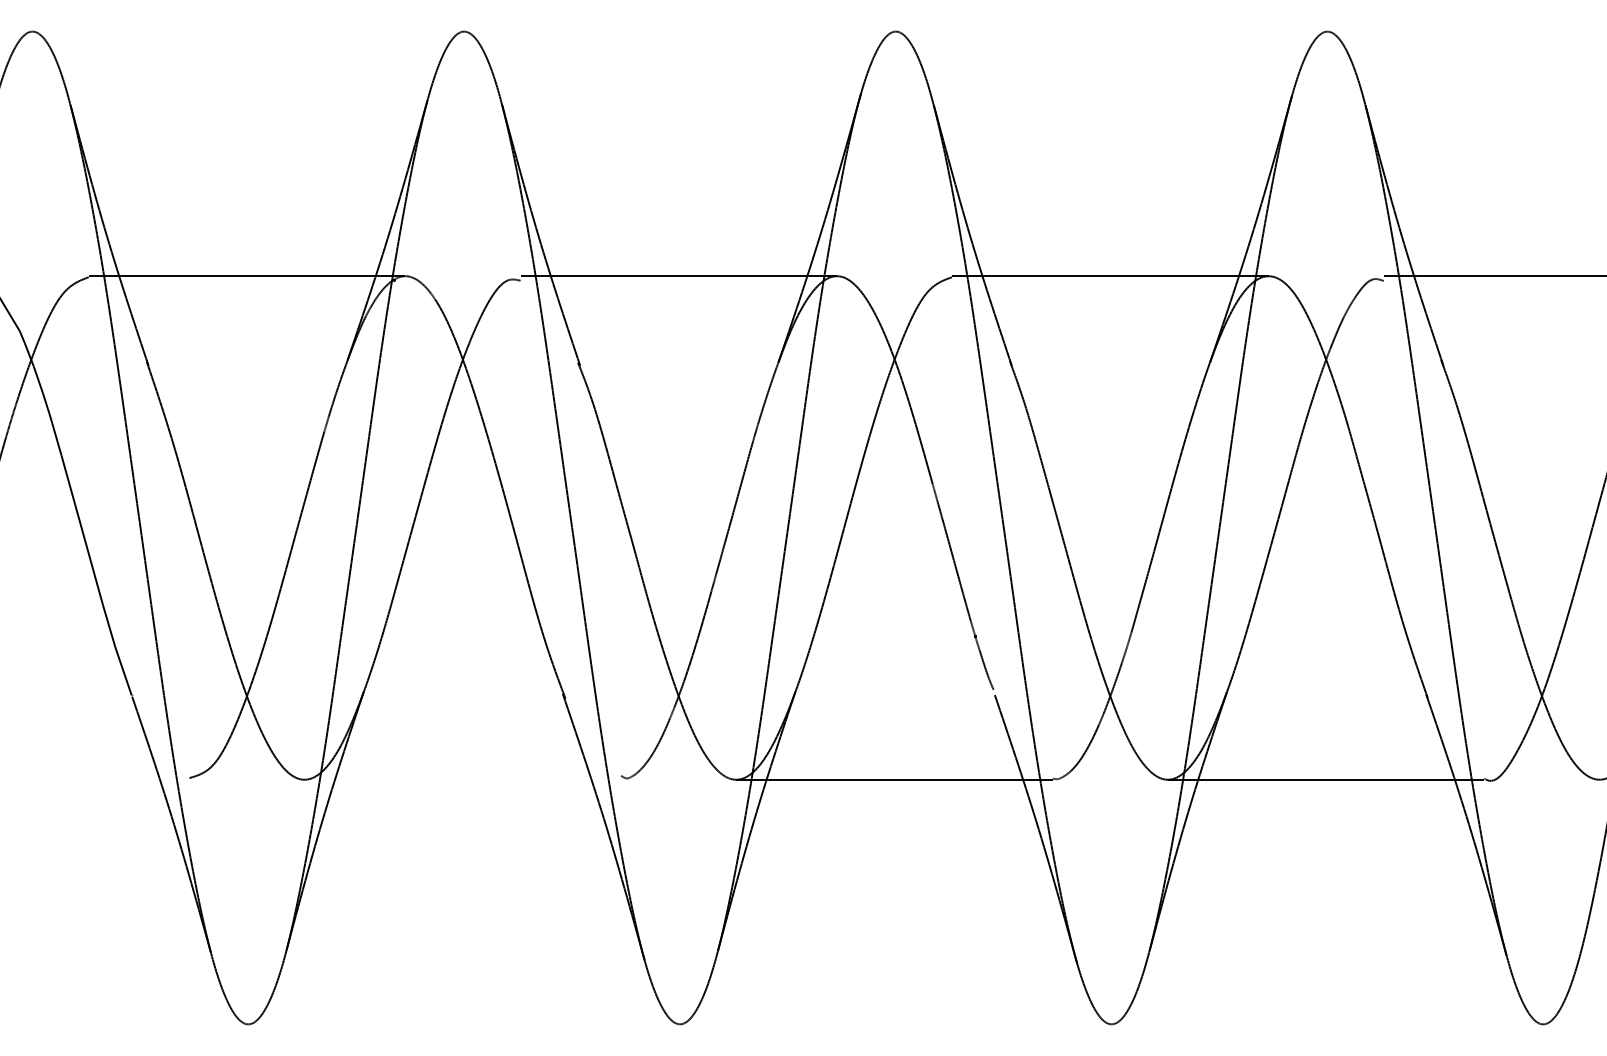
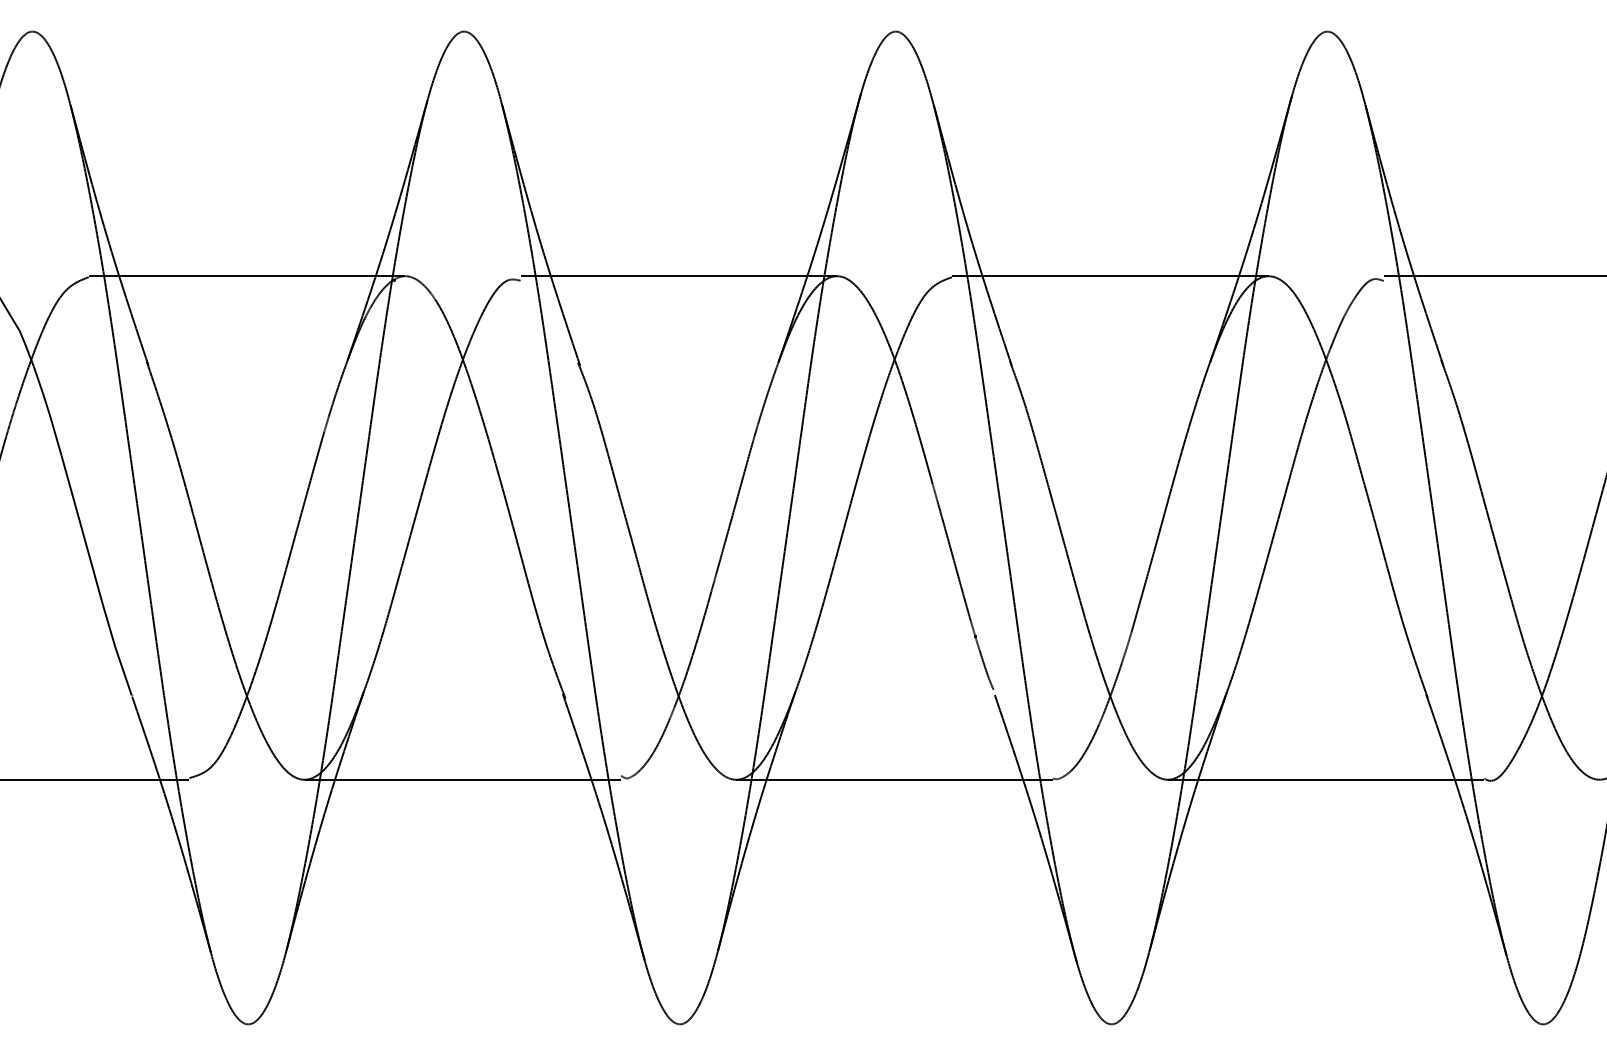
line: none -> present (95, 779)
line: none -> present (462, 779)
